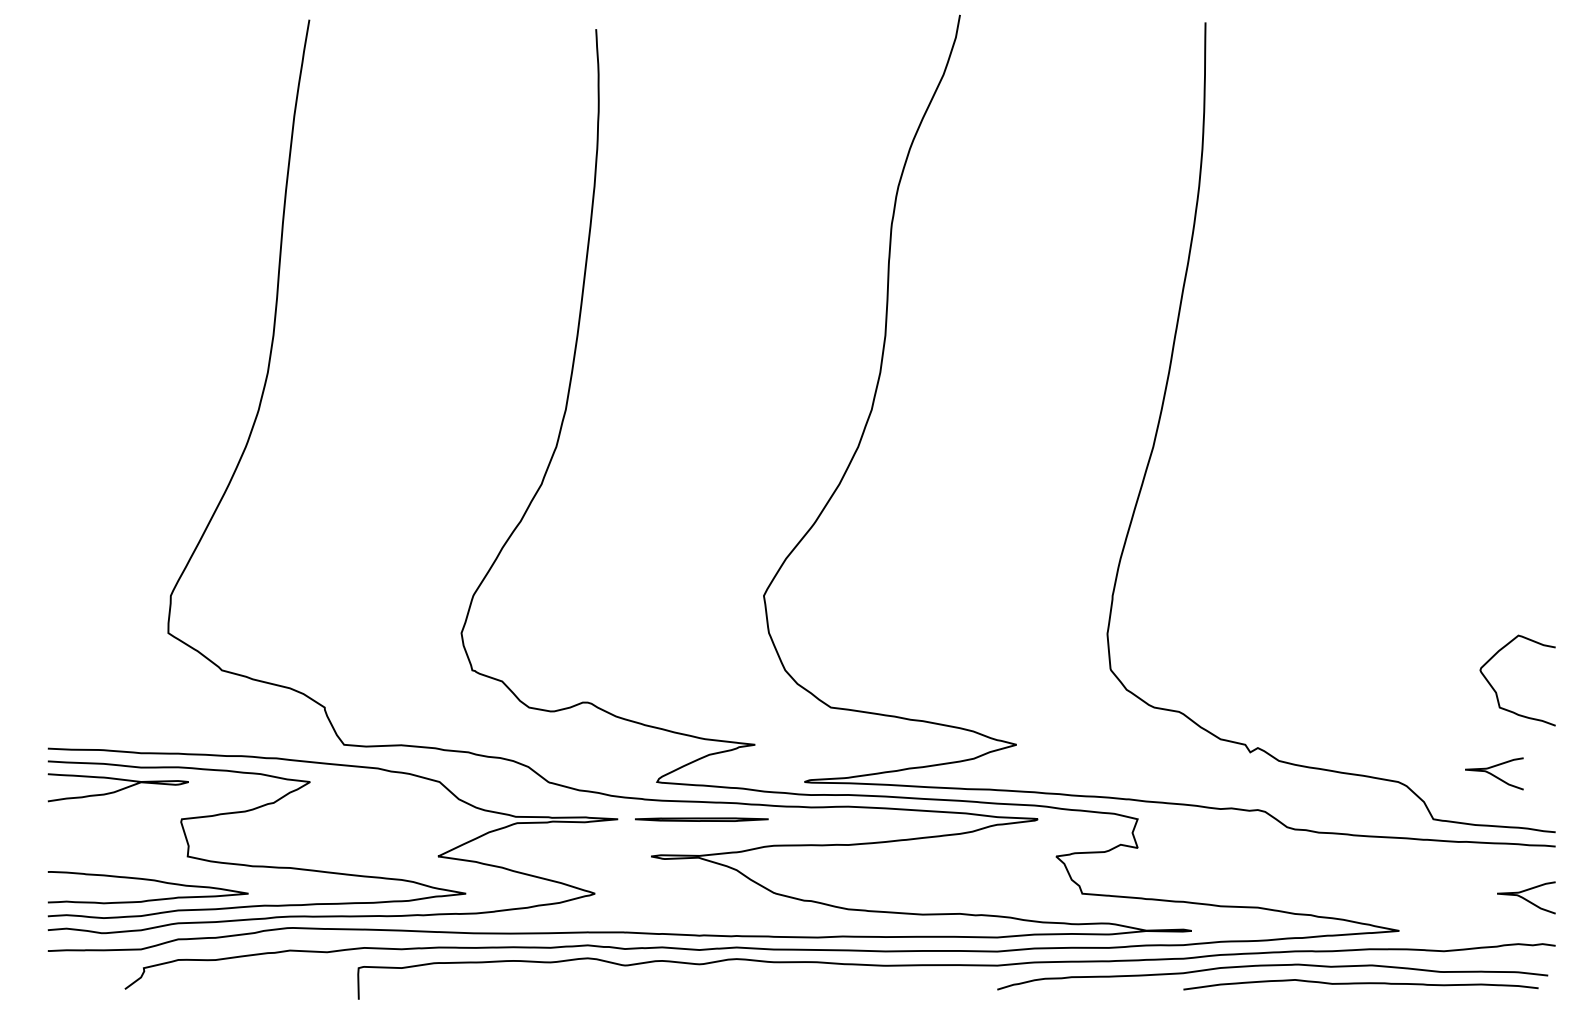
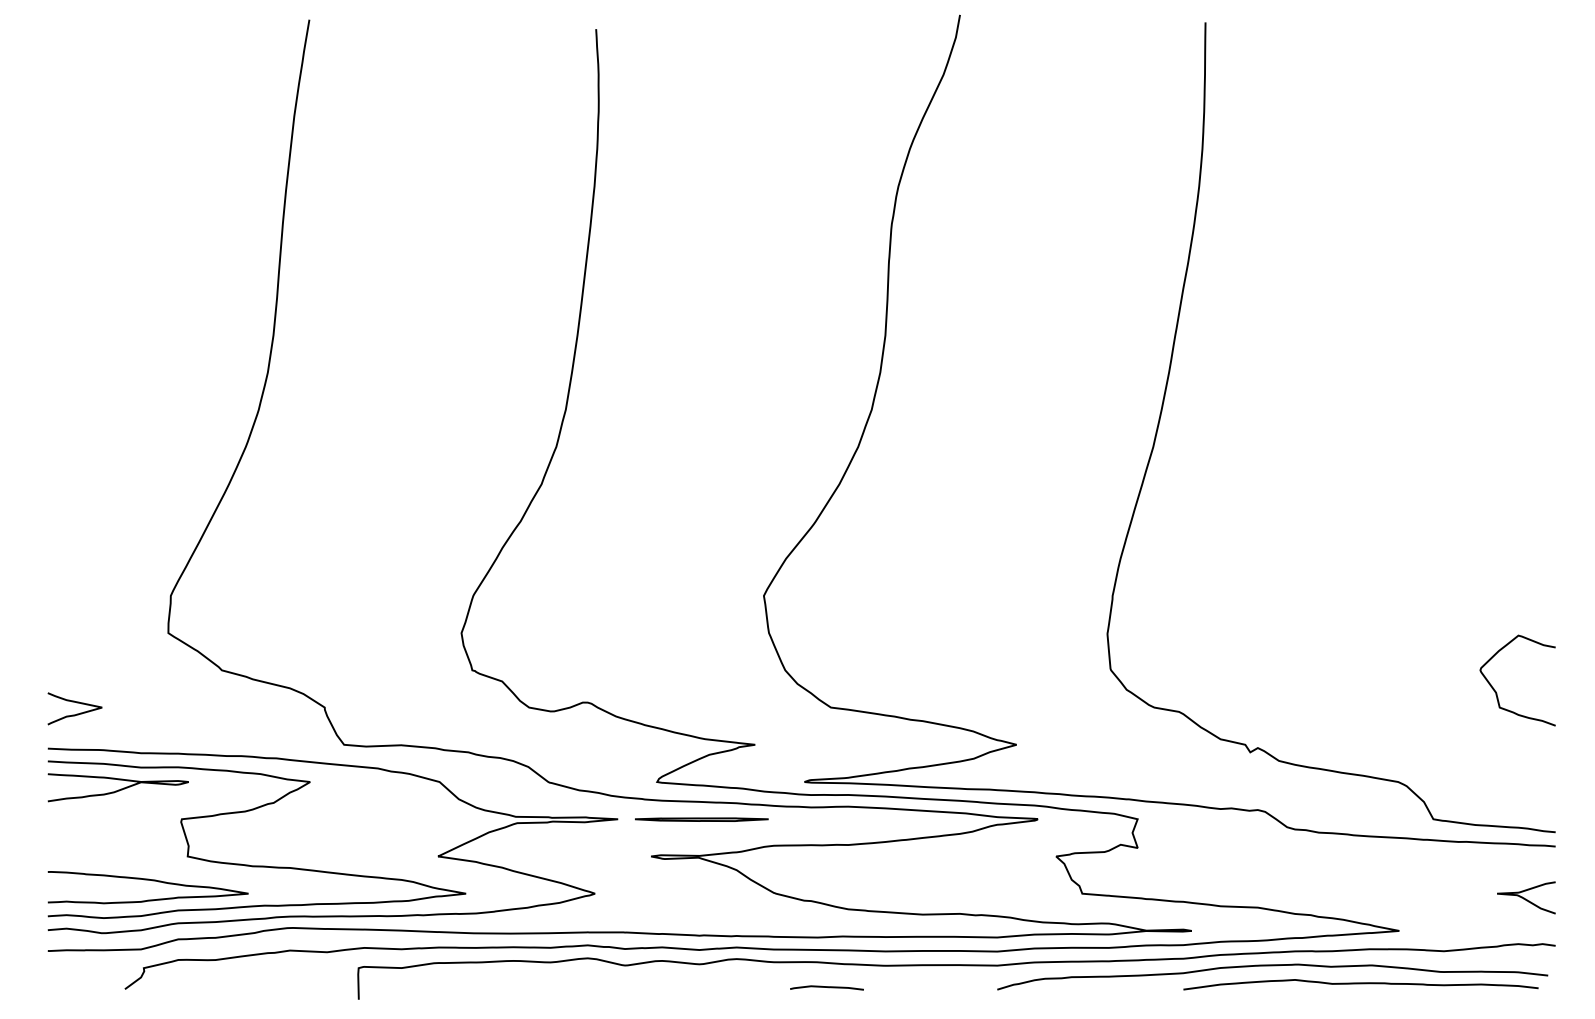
curve: none -> present (76, 703)
curve: present -> none (1493, 774)
curve: none -> present (826, 987)
